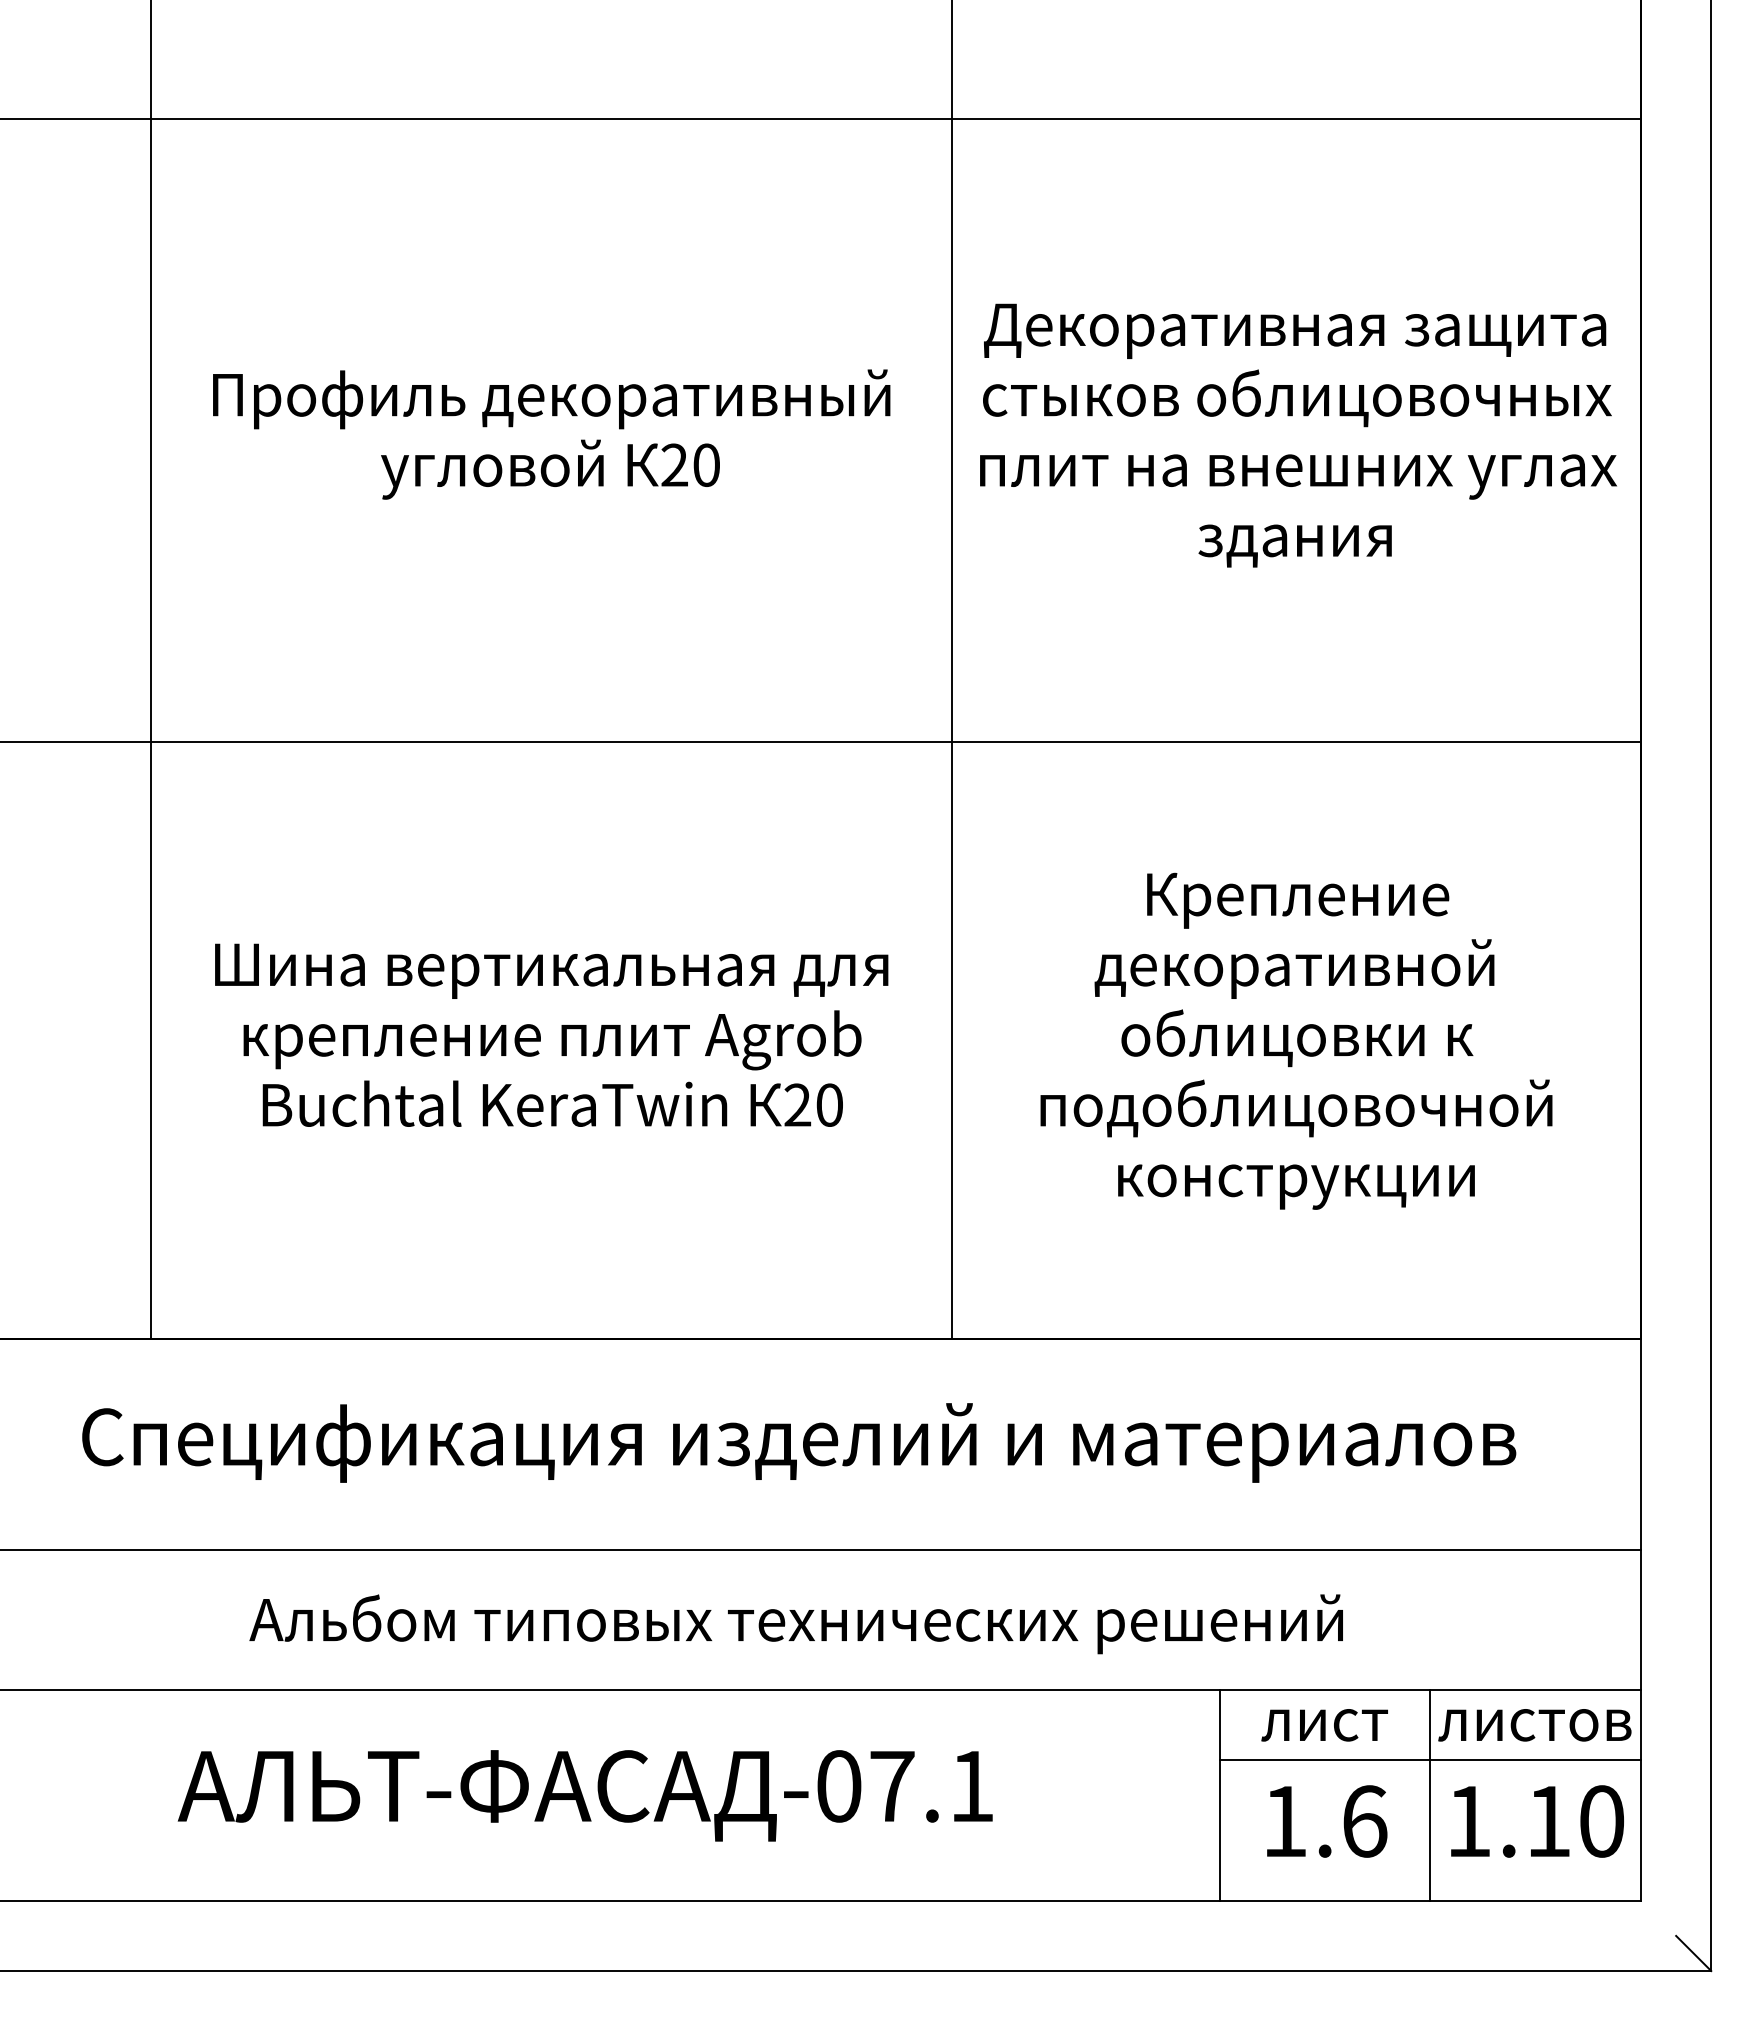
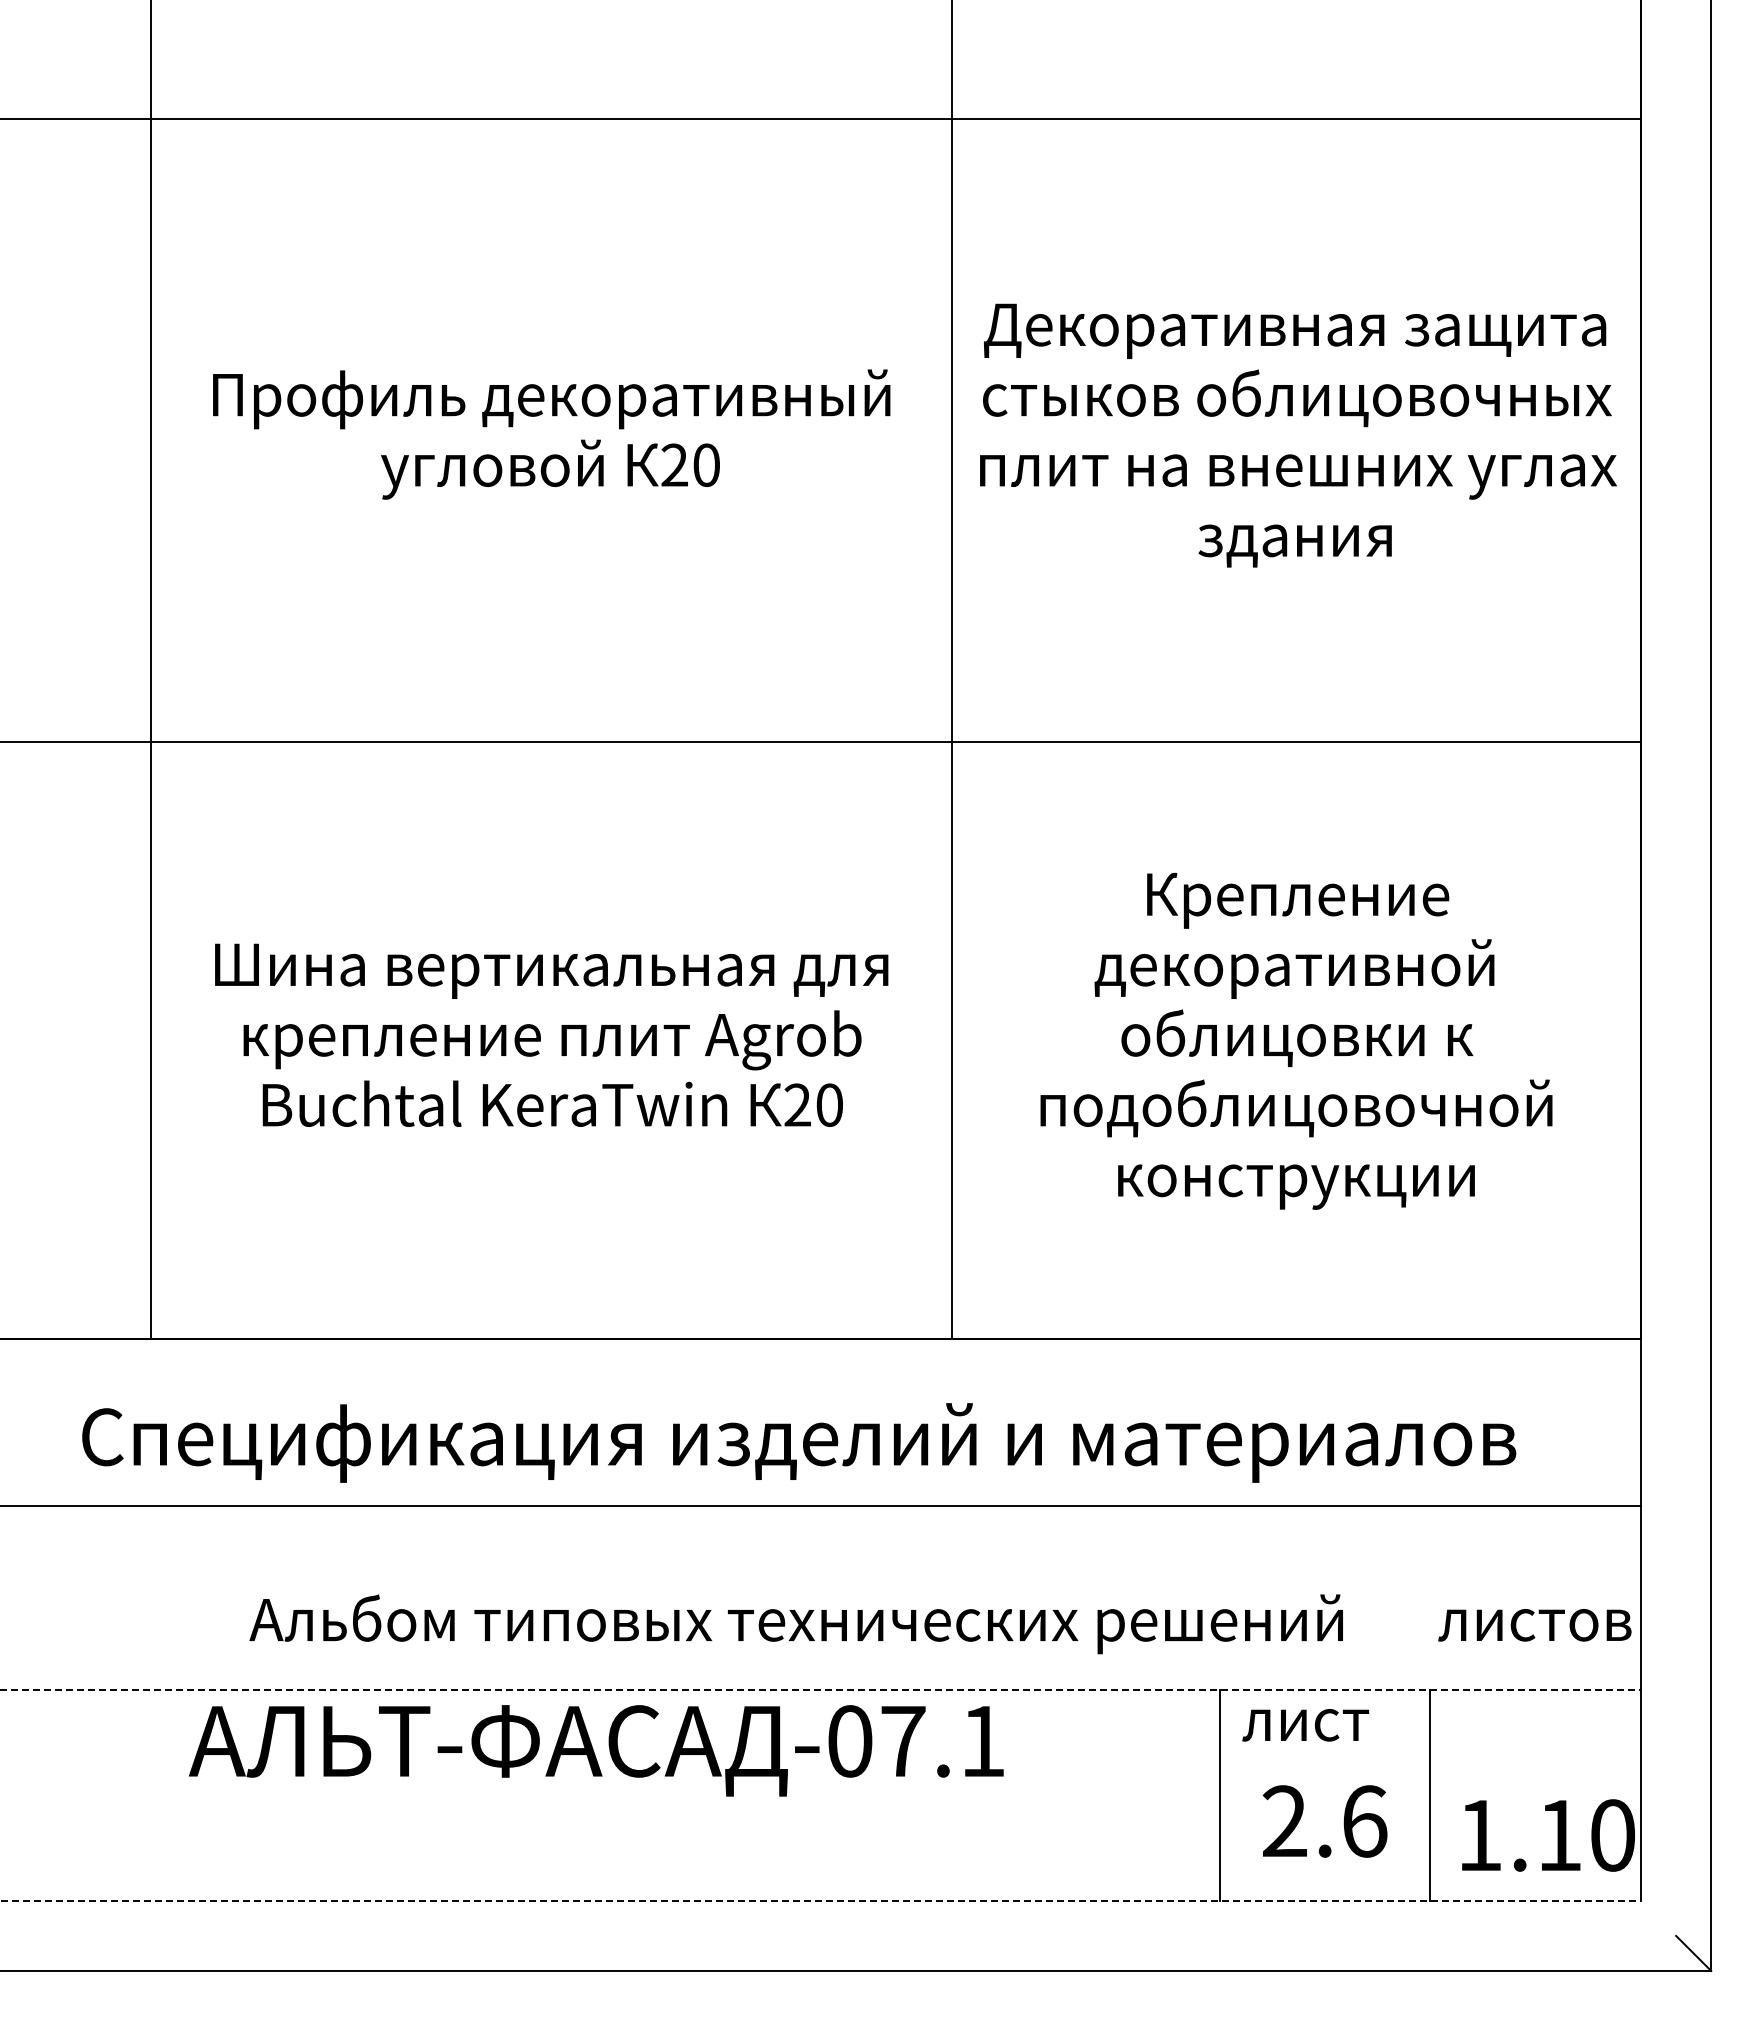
line position: (821, 1549) -> (821, 1505) (821, 1505)
line: solid -> dashed (821, 1690)
text position: (1324, 1725) -> (1305, 1725) (1305, 1725)
text position: (1534, 1725) -> (1534, 1625) (1534, 1625)
line: present -> none (1430, 1760)
text position: (584, 1795) -> (595, 1750) (595, 1750)
text: 1.6 -> 2.6 (1284, 1820)
text position: (1537, 1821) -> (1548, 1835) (1548, 1835)
line: solid -> dashed (821, 1900)
